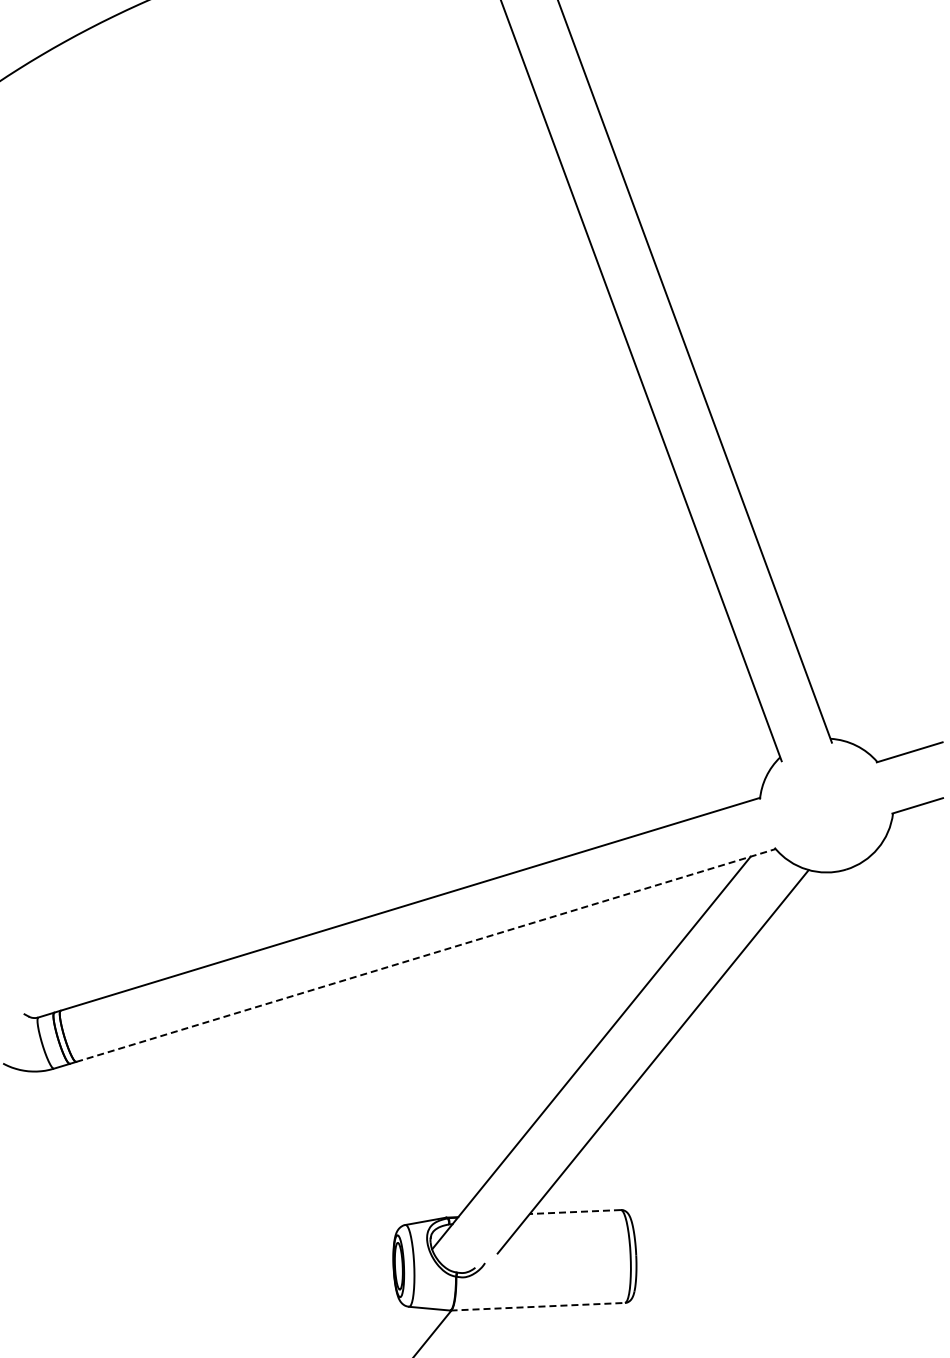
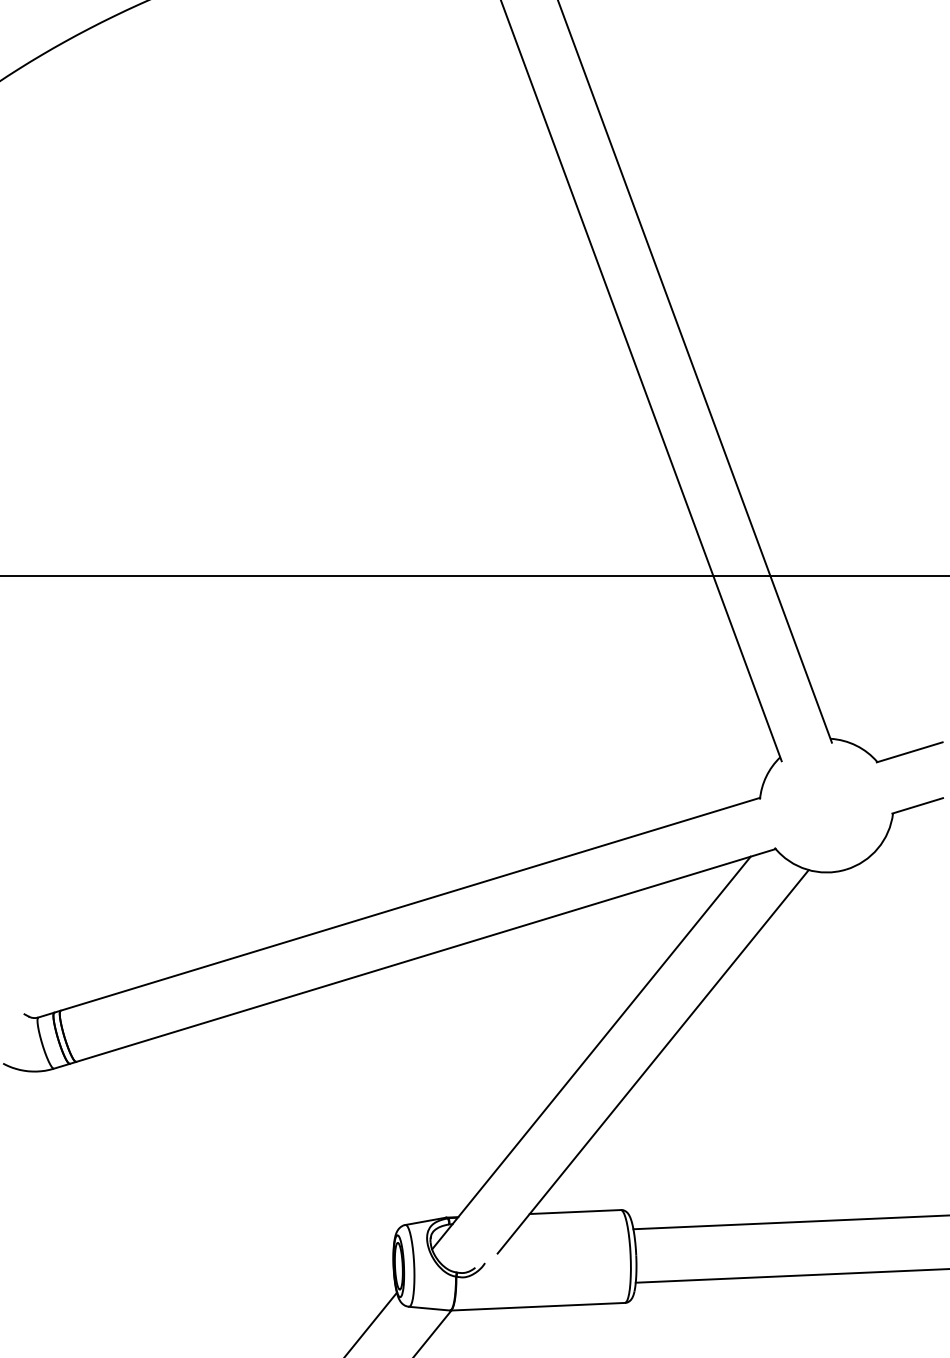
line: none -> present (474, 575)
line: dashed -> solid (425, 955)
line: dashed -> solid (575, 1212)
line: none -> present (789, 1222)
line: none -> present (790, 1275)
line: dashed -> solid (538, 1306)
line: none -> present (371, 1323)
